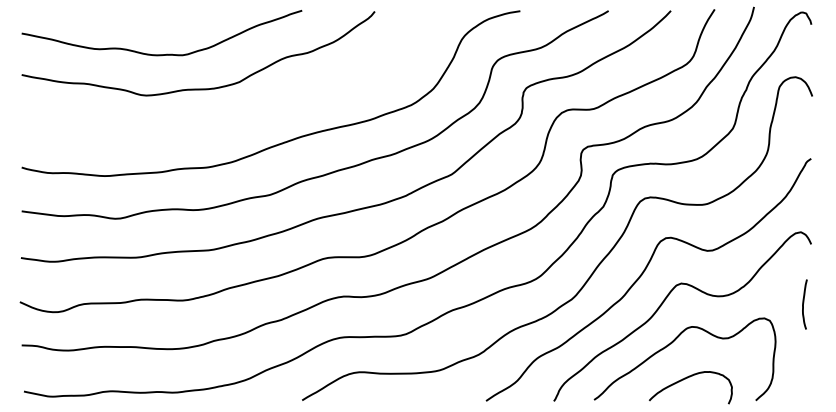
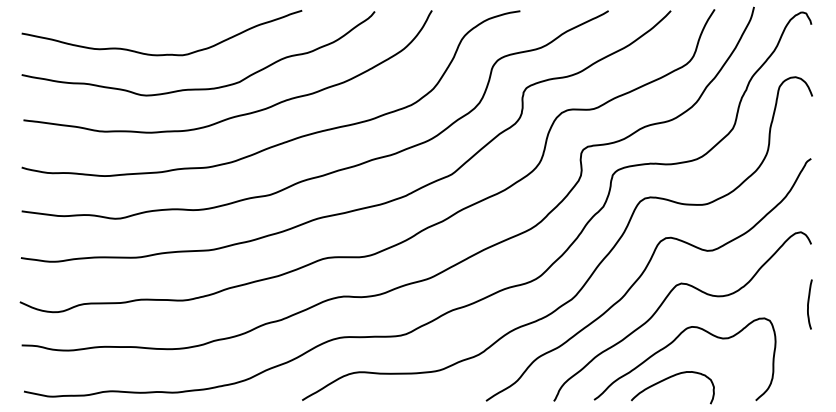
curve: none -> present (239, 114)
curve position: (804, 303) -> (809, 303) (809, 303)
curve position: (685, 379) -> (667, 379) (667, 379)
